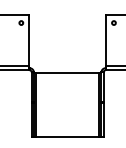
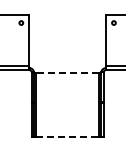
line: solid -> dashed (67, 72)
line: solid -> dashed (67, 137)
